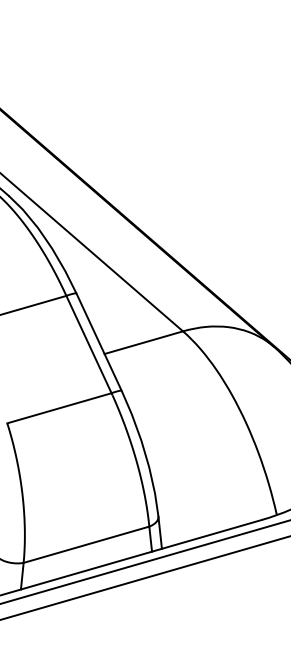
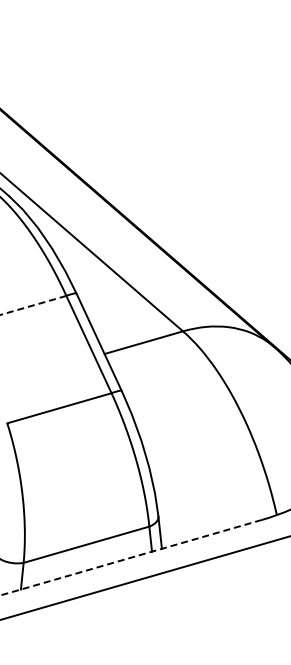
line: solid -> dashed (33, 305)
line: solid -> dashed (130, 557)
line: present -> none (144, 562)
